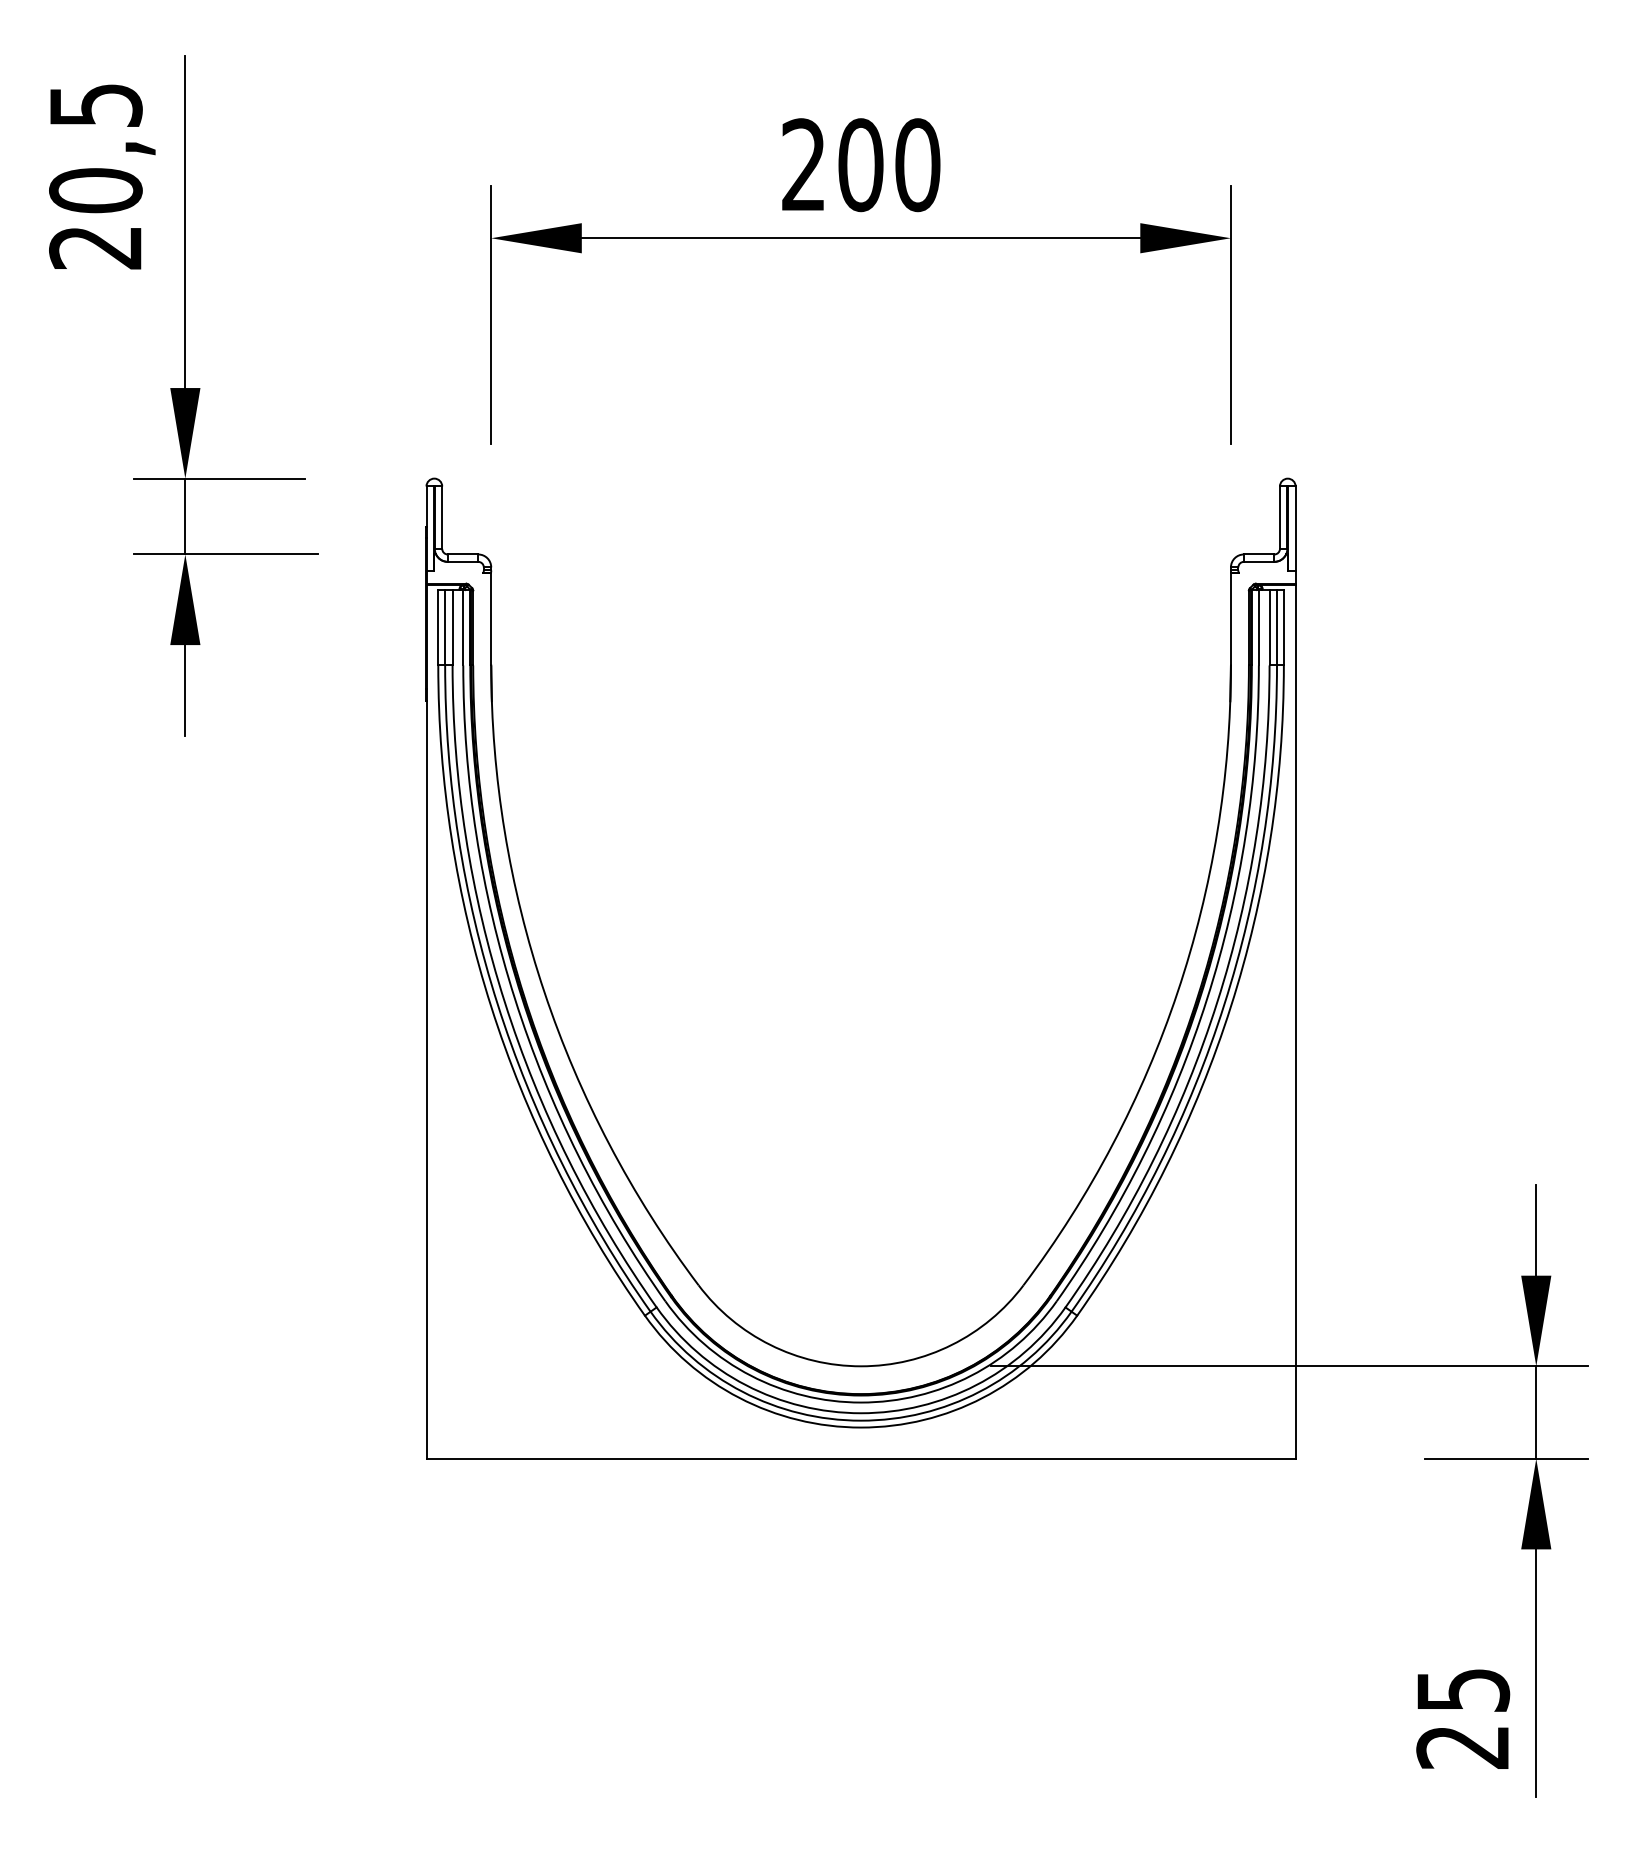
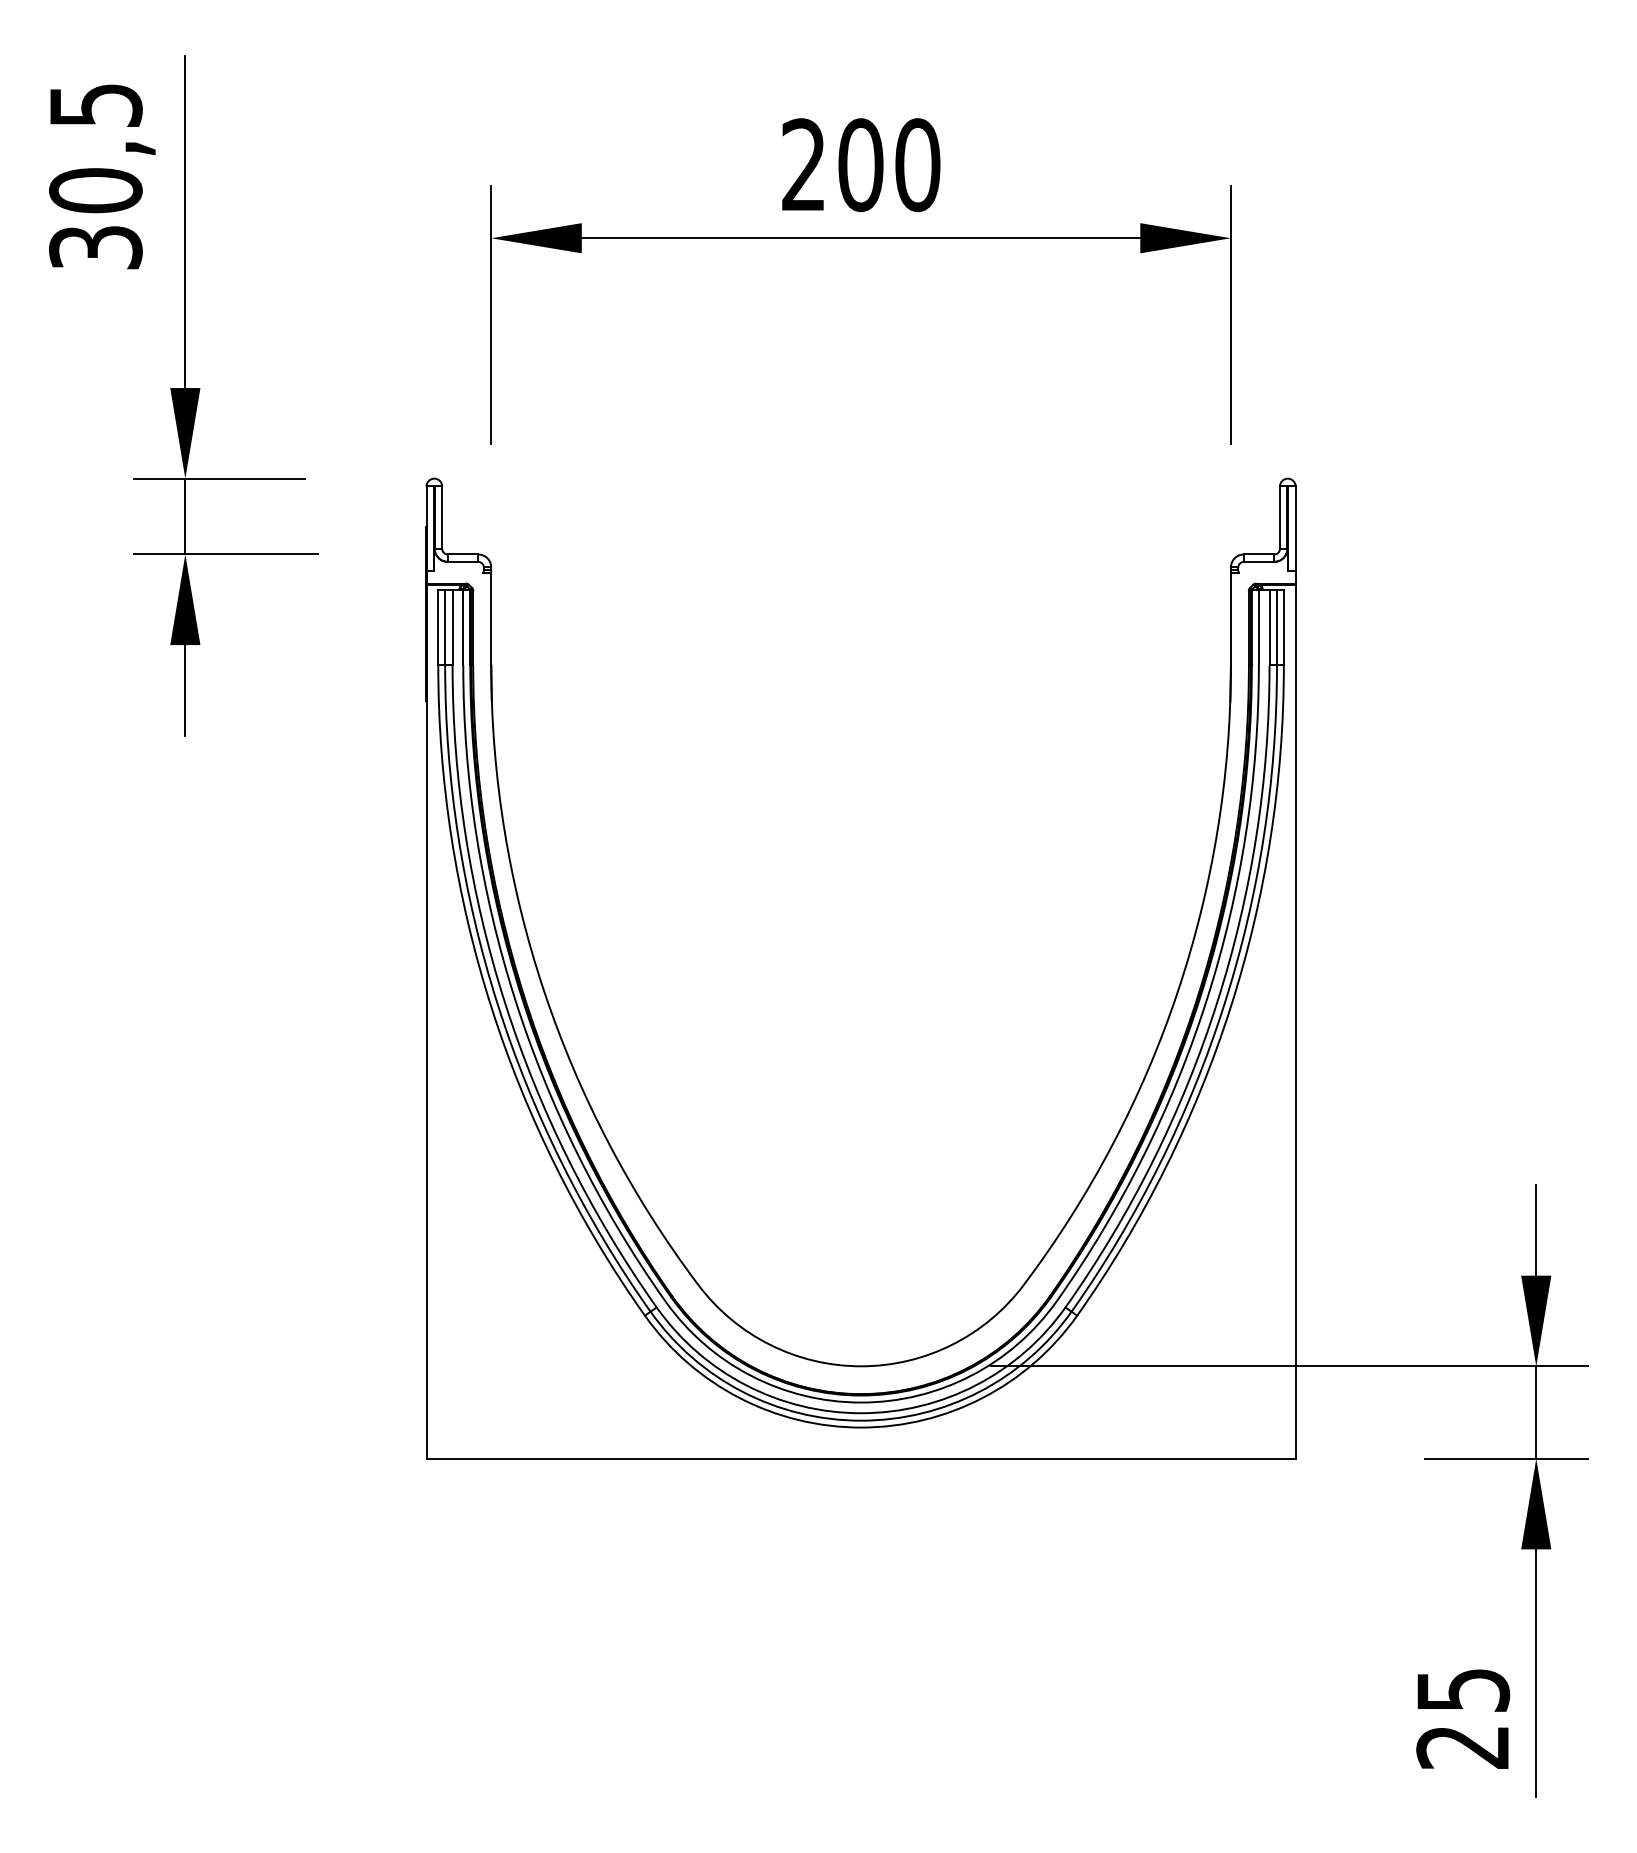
text: 20,5 -> 30,5 (95, 247)
